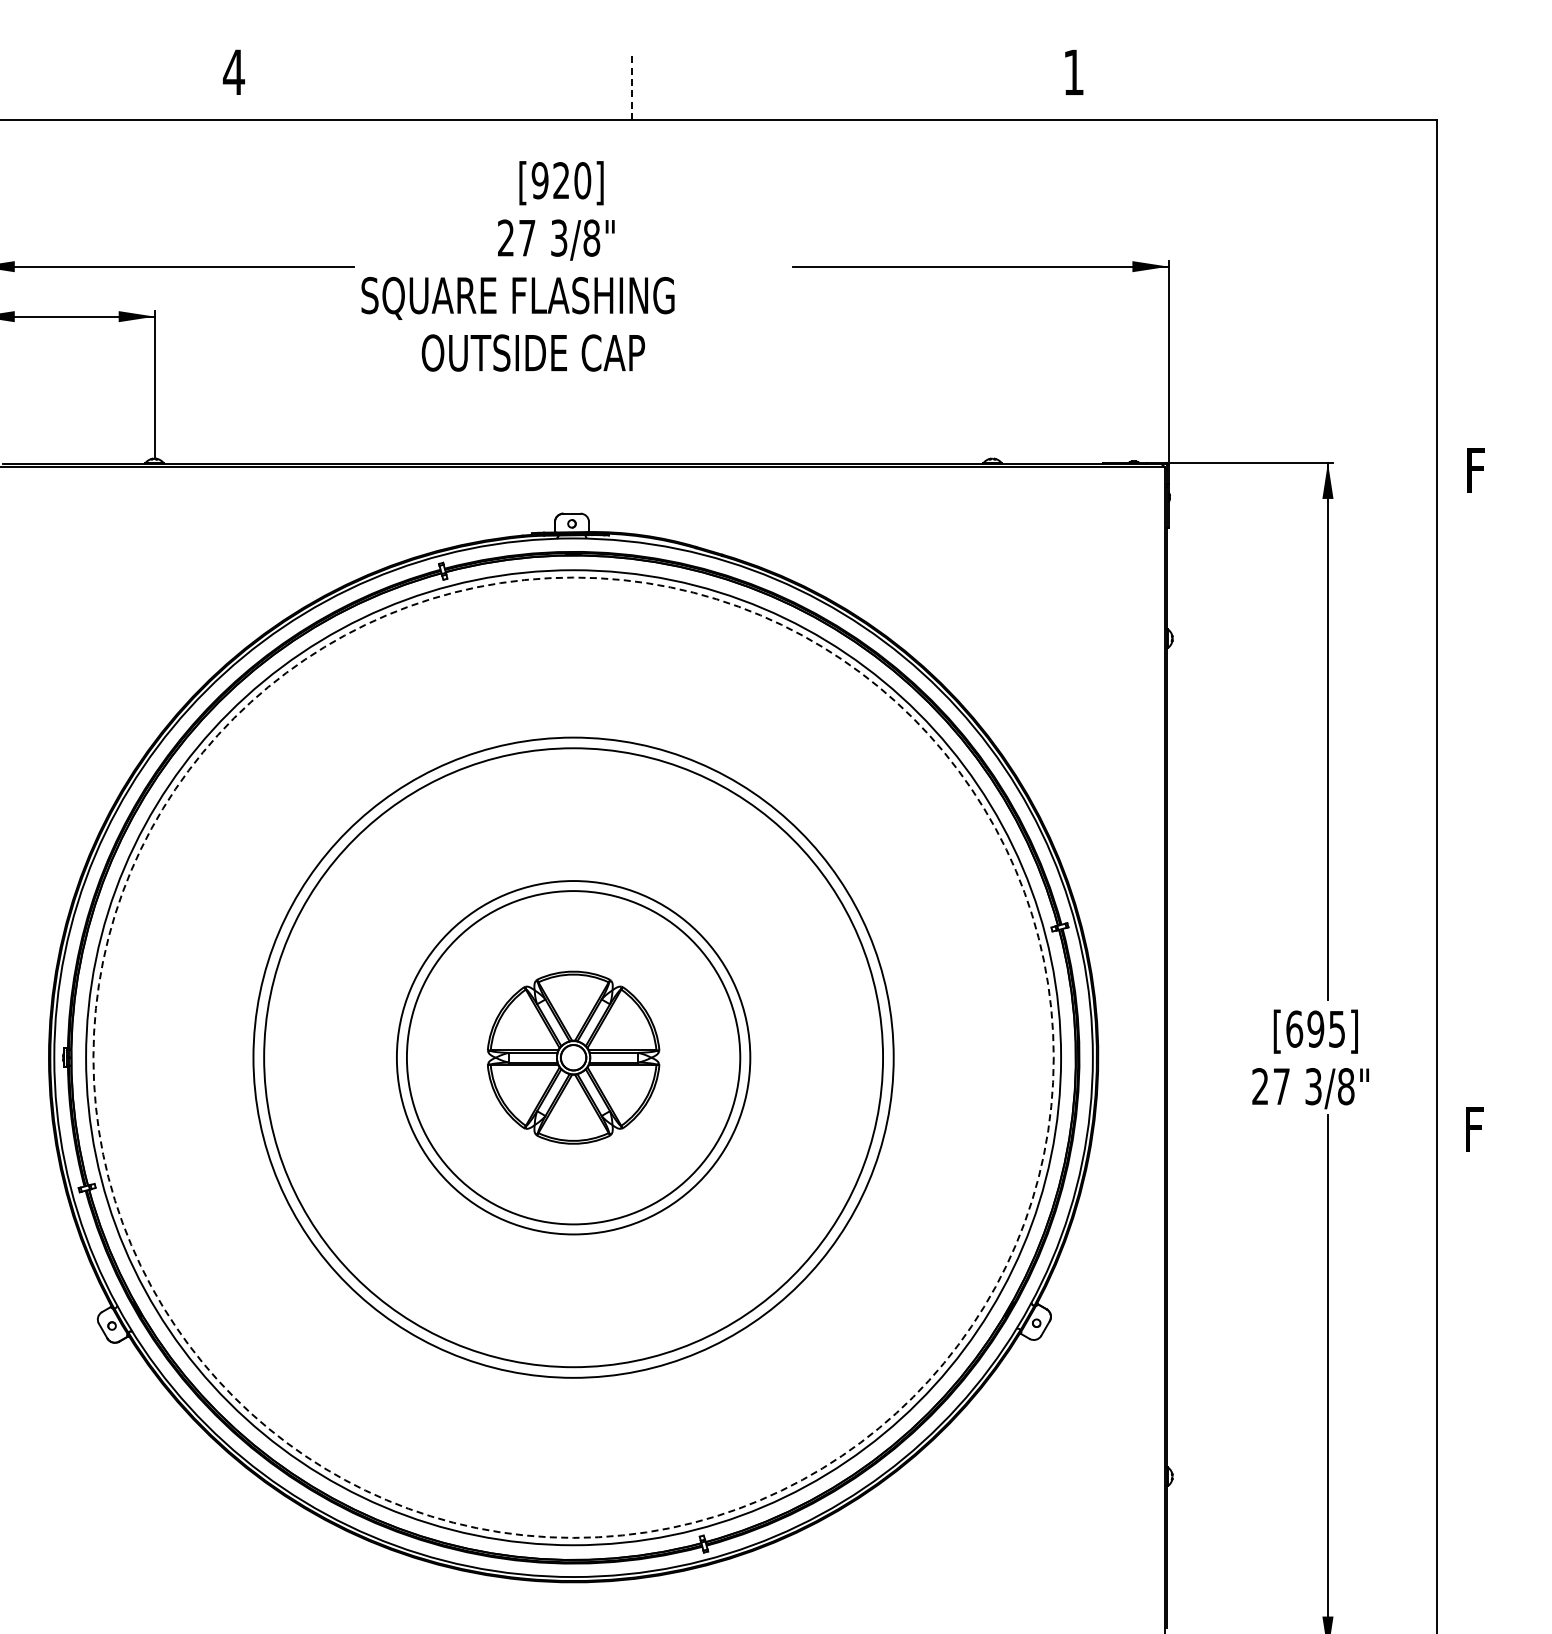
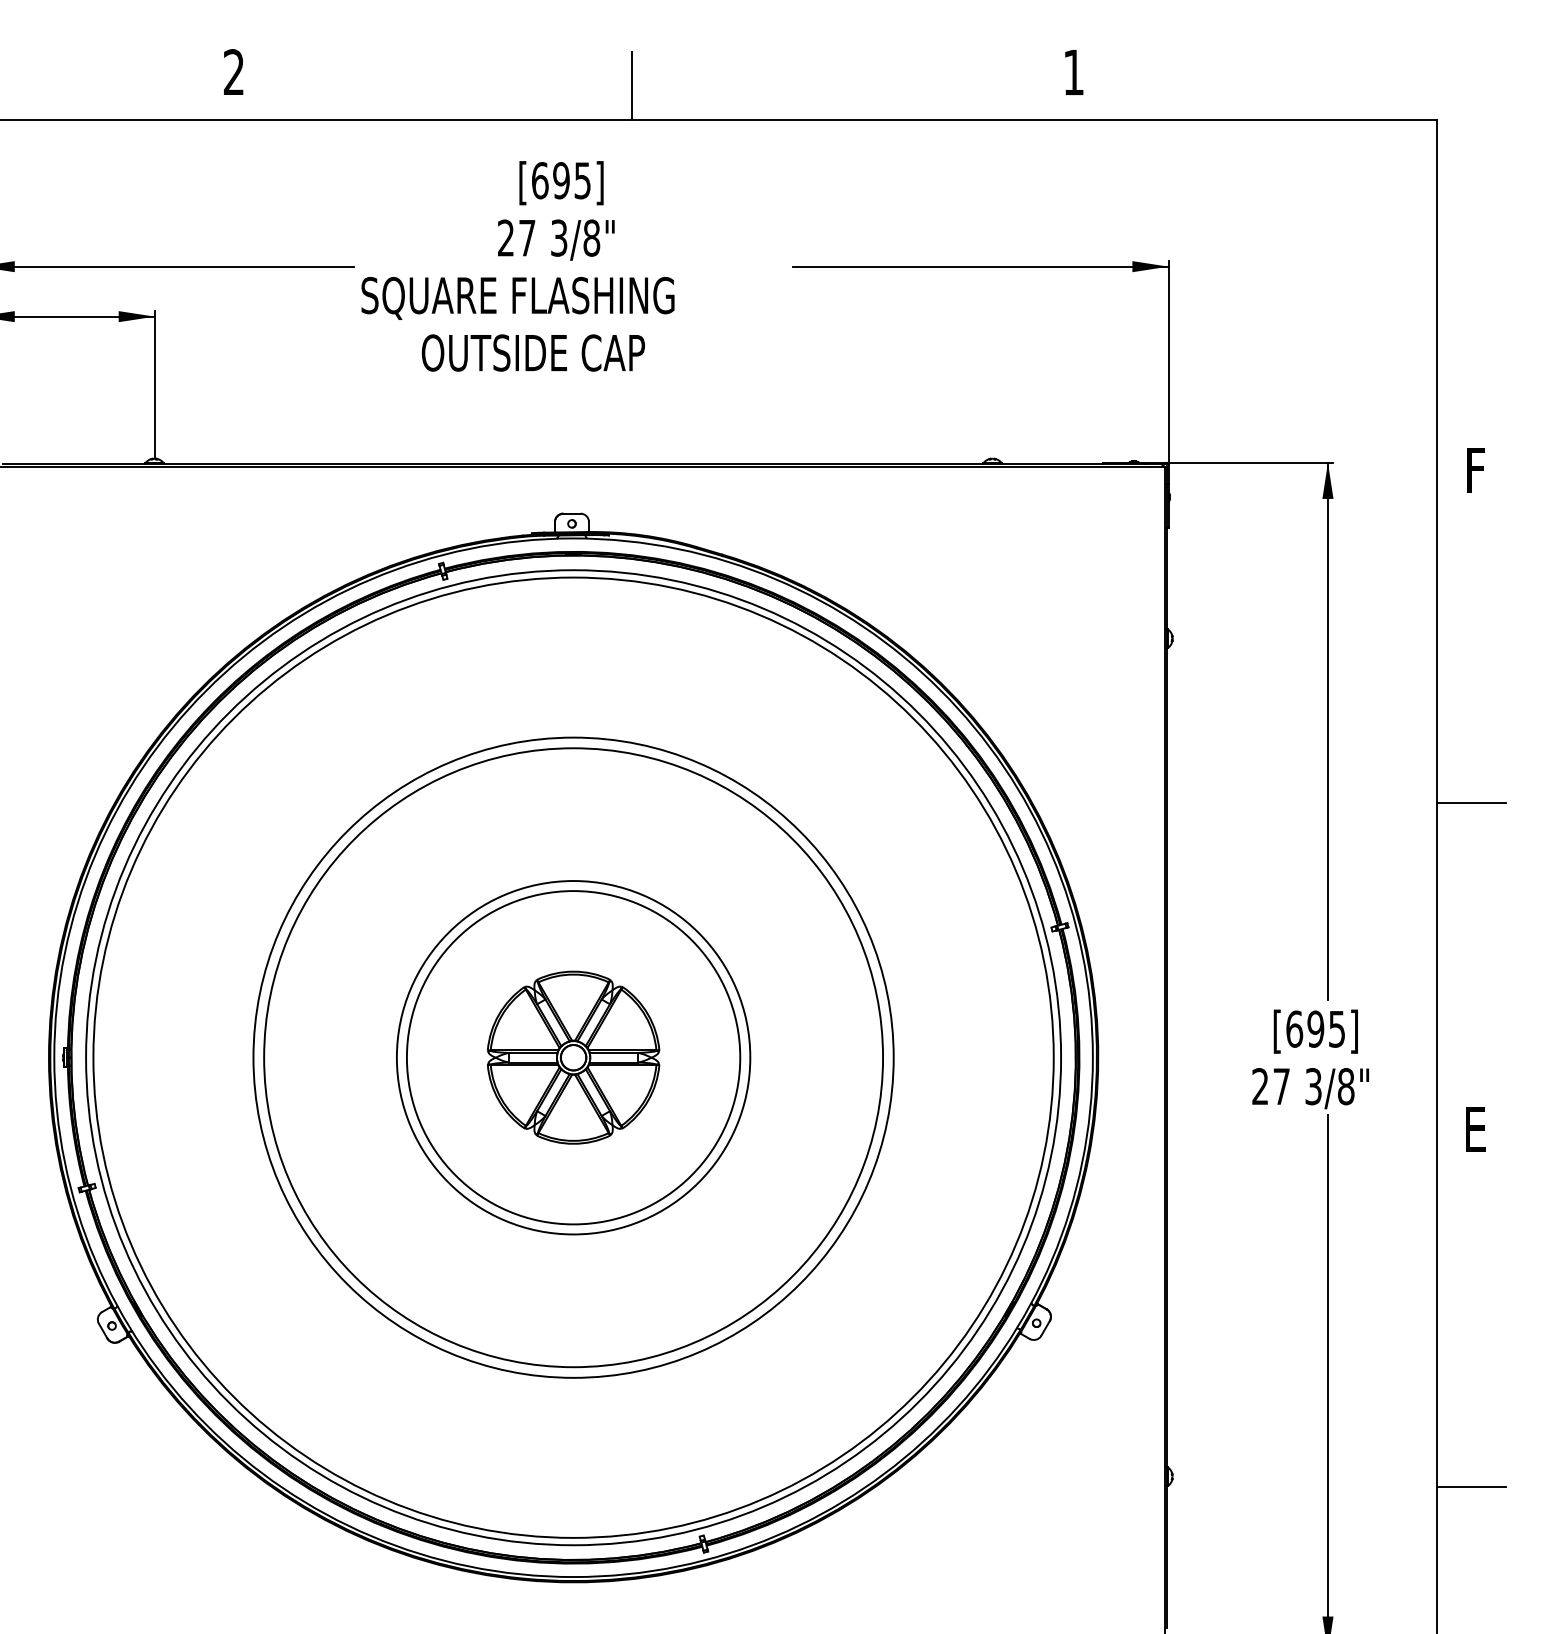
text: 4 -> 2 (233, 71)
line: dashed -> solid (631, 85)
text: [920] -> [695] (561, 180)
line: none -> present (1471, 803)
circle: dashed -> solid (573, 1057)
text: F -> E (1477, 1129)
line: none -> present (1471, 1486)
